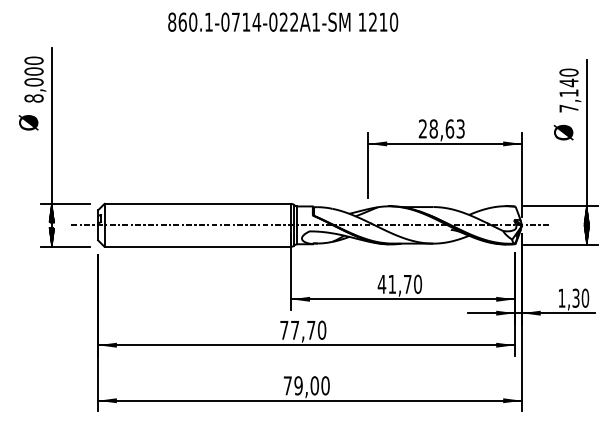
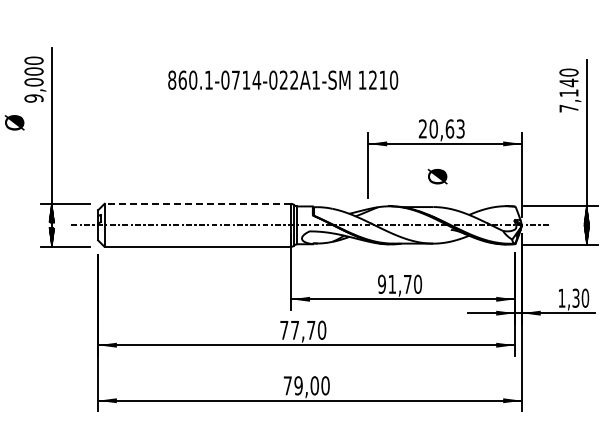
text position: (283, 21) -> (283, 79) (283, 79)
text: 8,000 -> 9,000 (33, 98)
text position: (28, 122) -> (14, 122) (14, 122)
text: 28,63 -> 20,63 (433, 128)
text position: (563, 132) -> (437, 176) (437, 176)
line: solid -> dashed (197, 203)
text: 41,70 -> 91,70 (381, 283)
